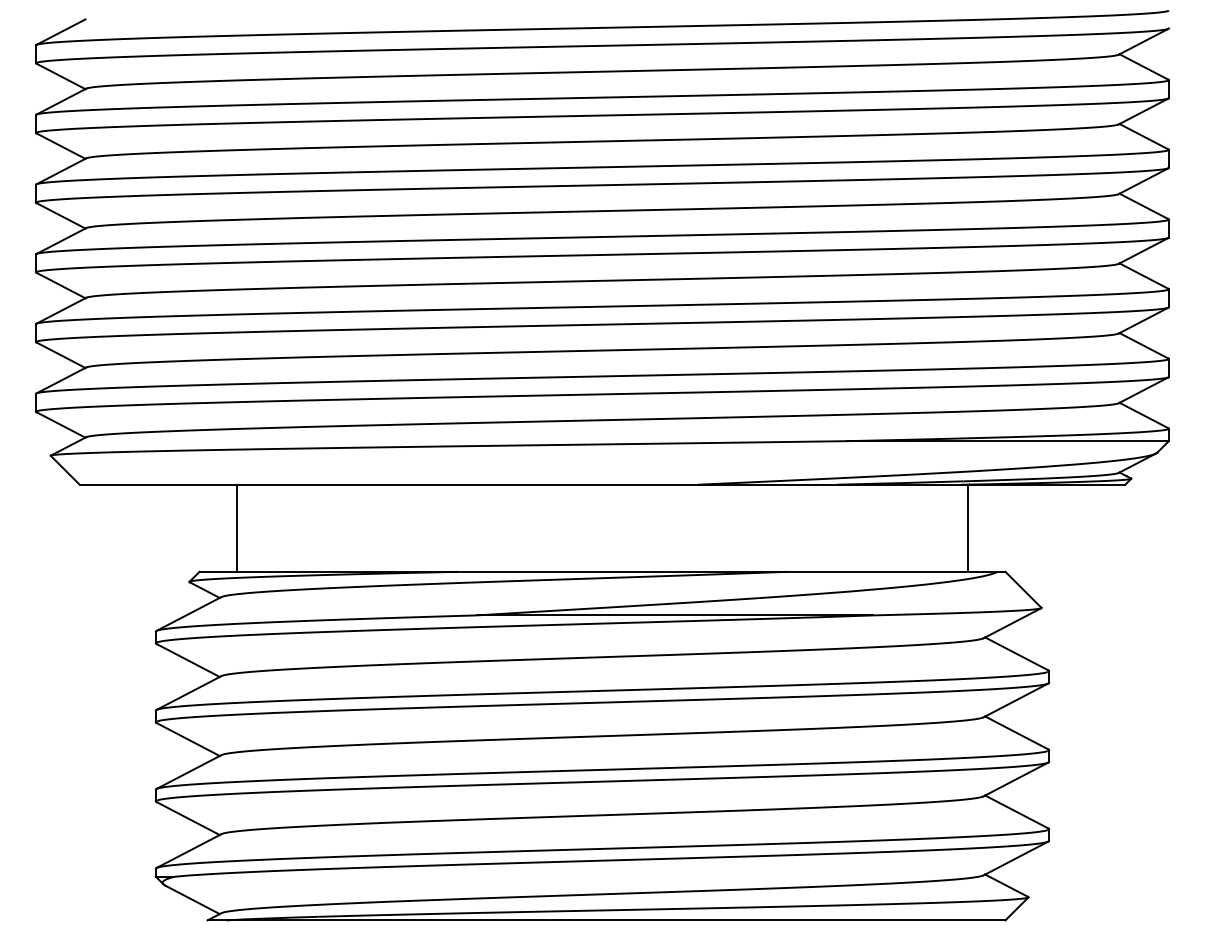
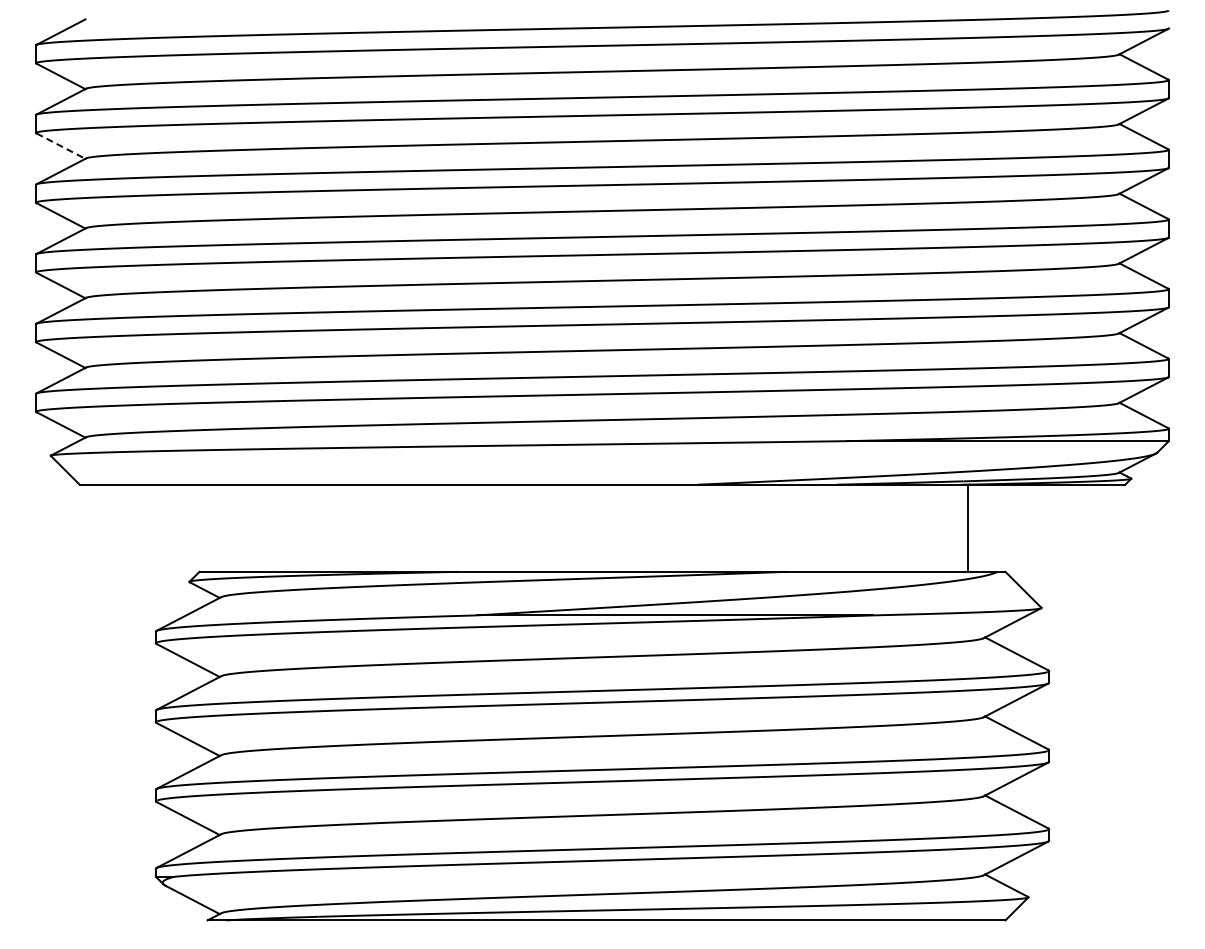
line: solid -> dashed (60, 146)
line: present -> none (236, 527)
